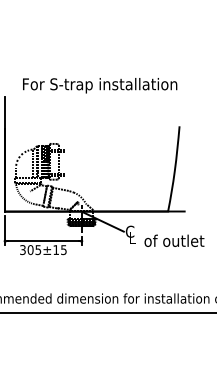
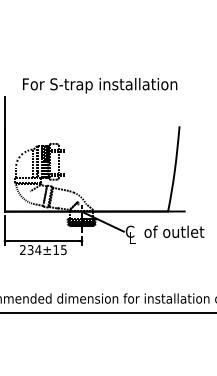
text position: (174, 240) -> (174, 231) (174, 231)
text: 305±15 -> 234±15 (30, 250)
